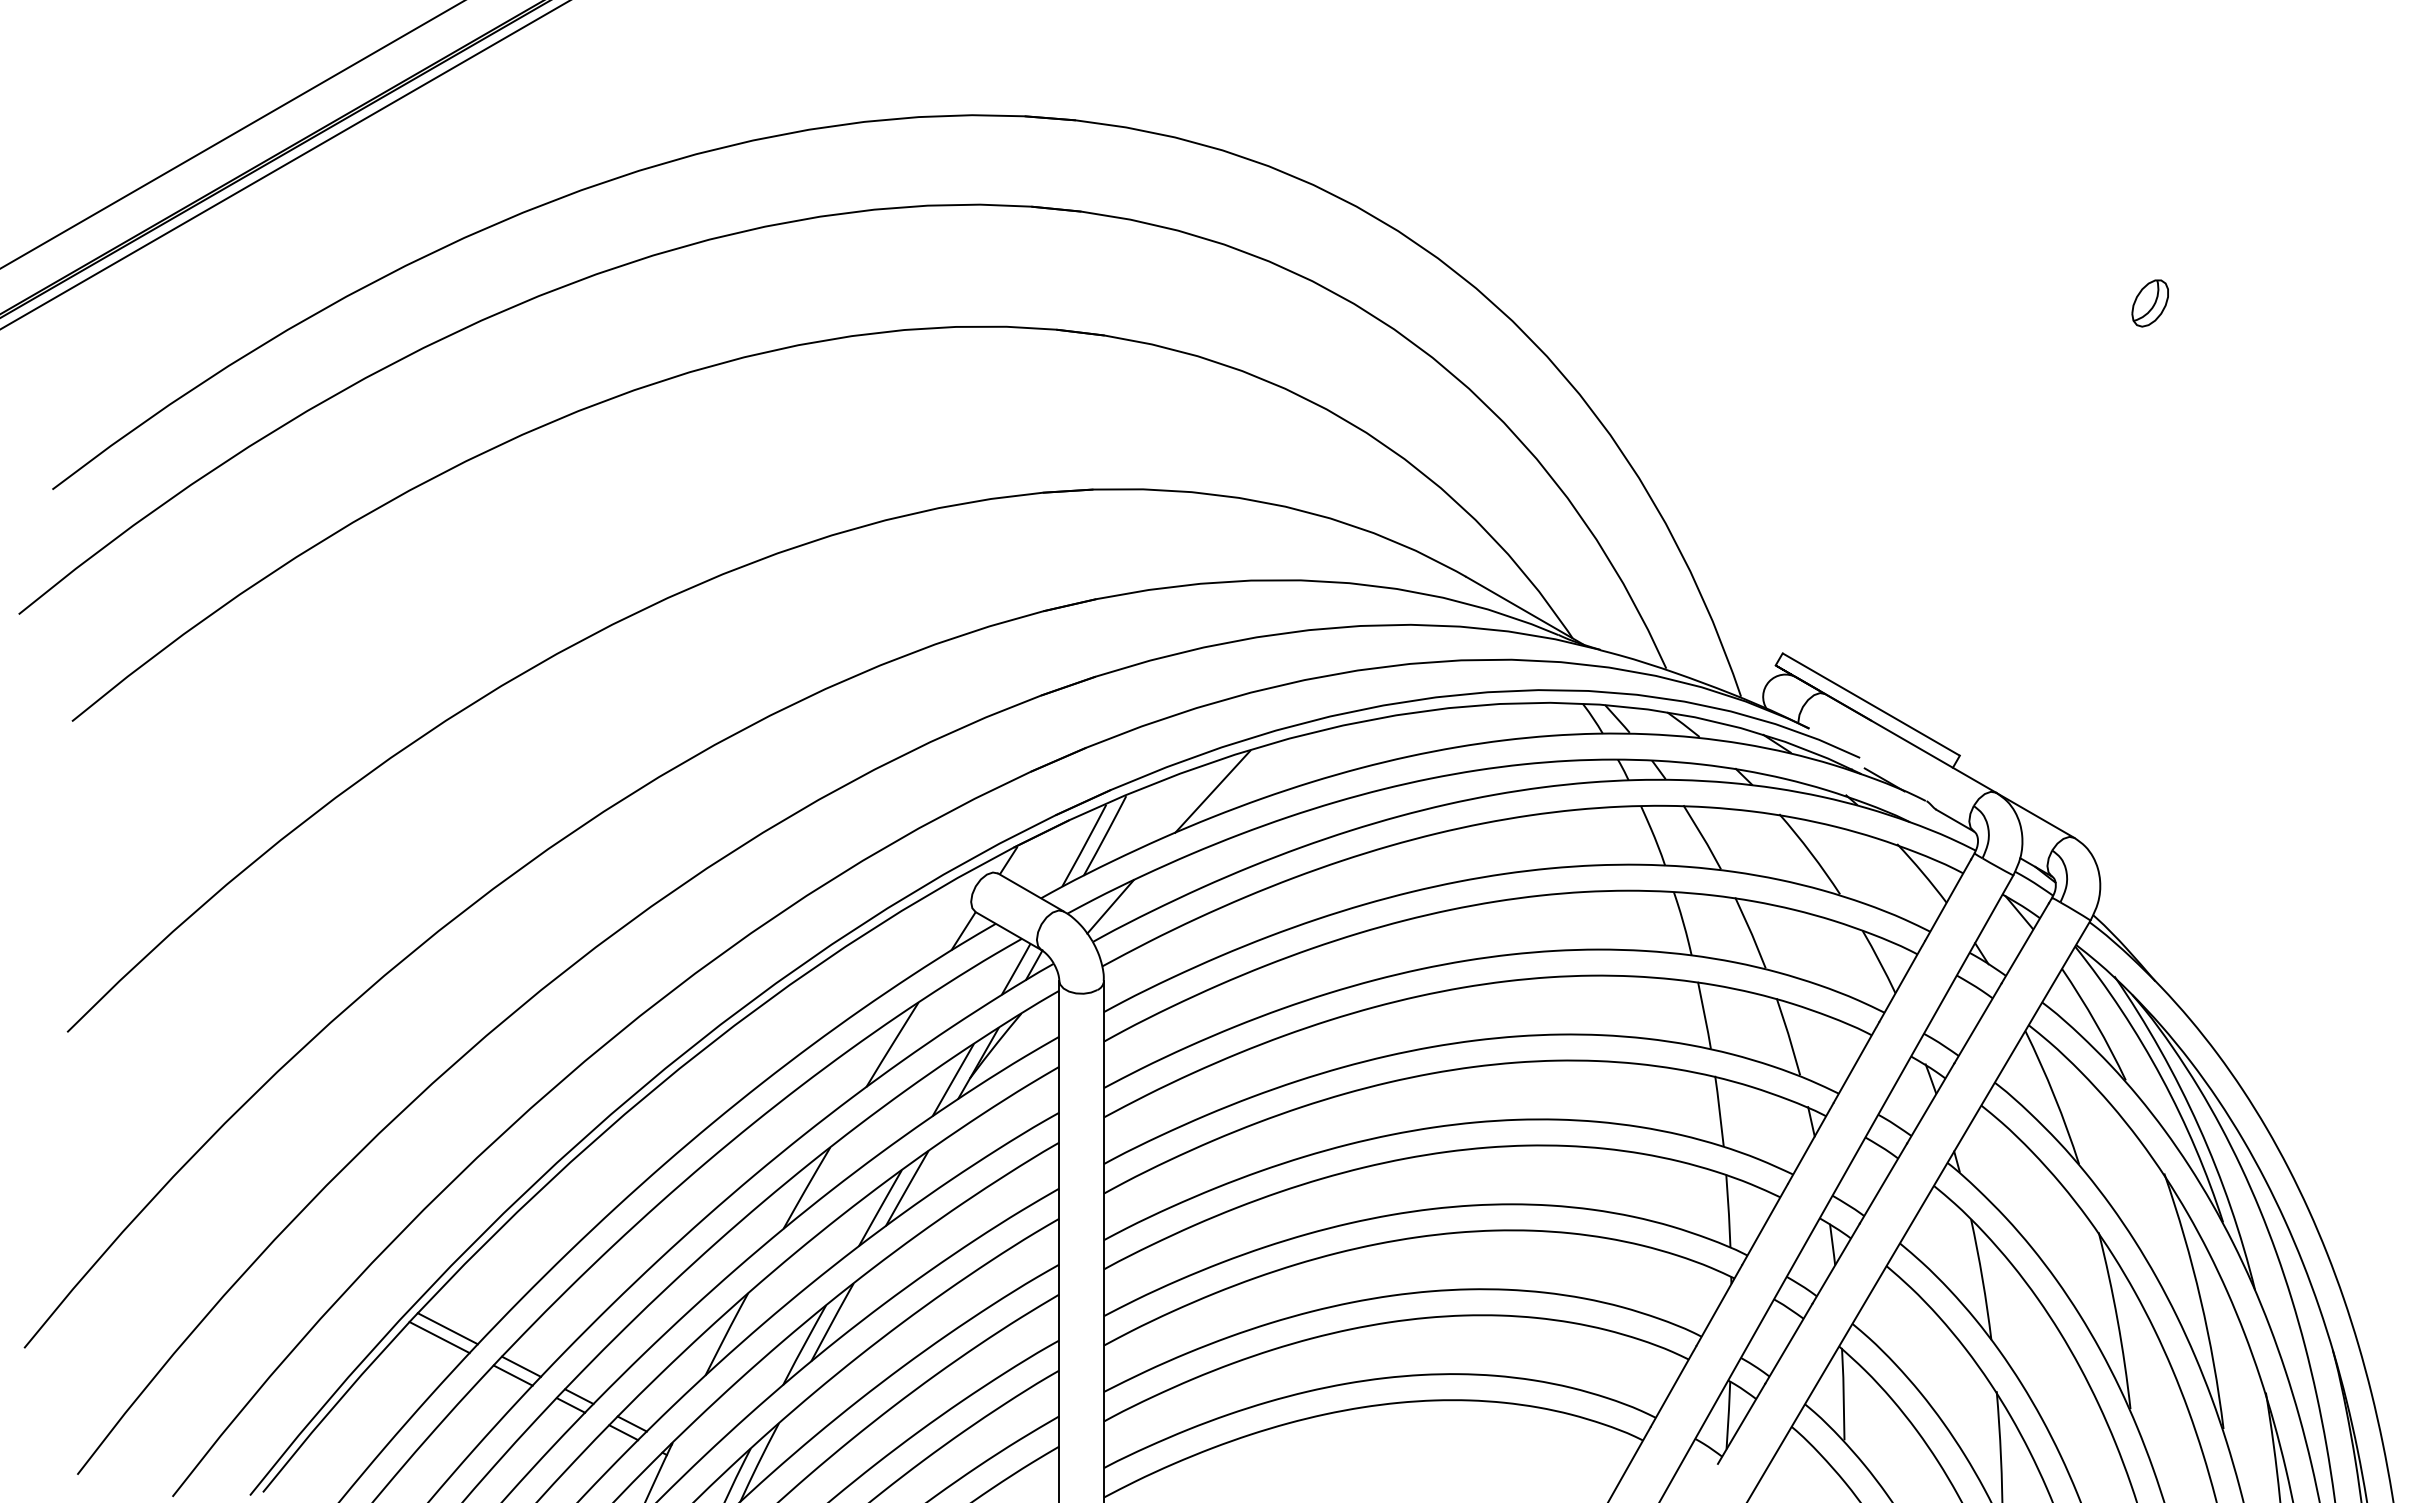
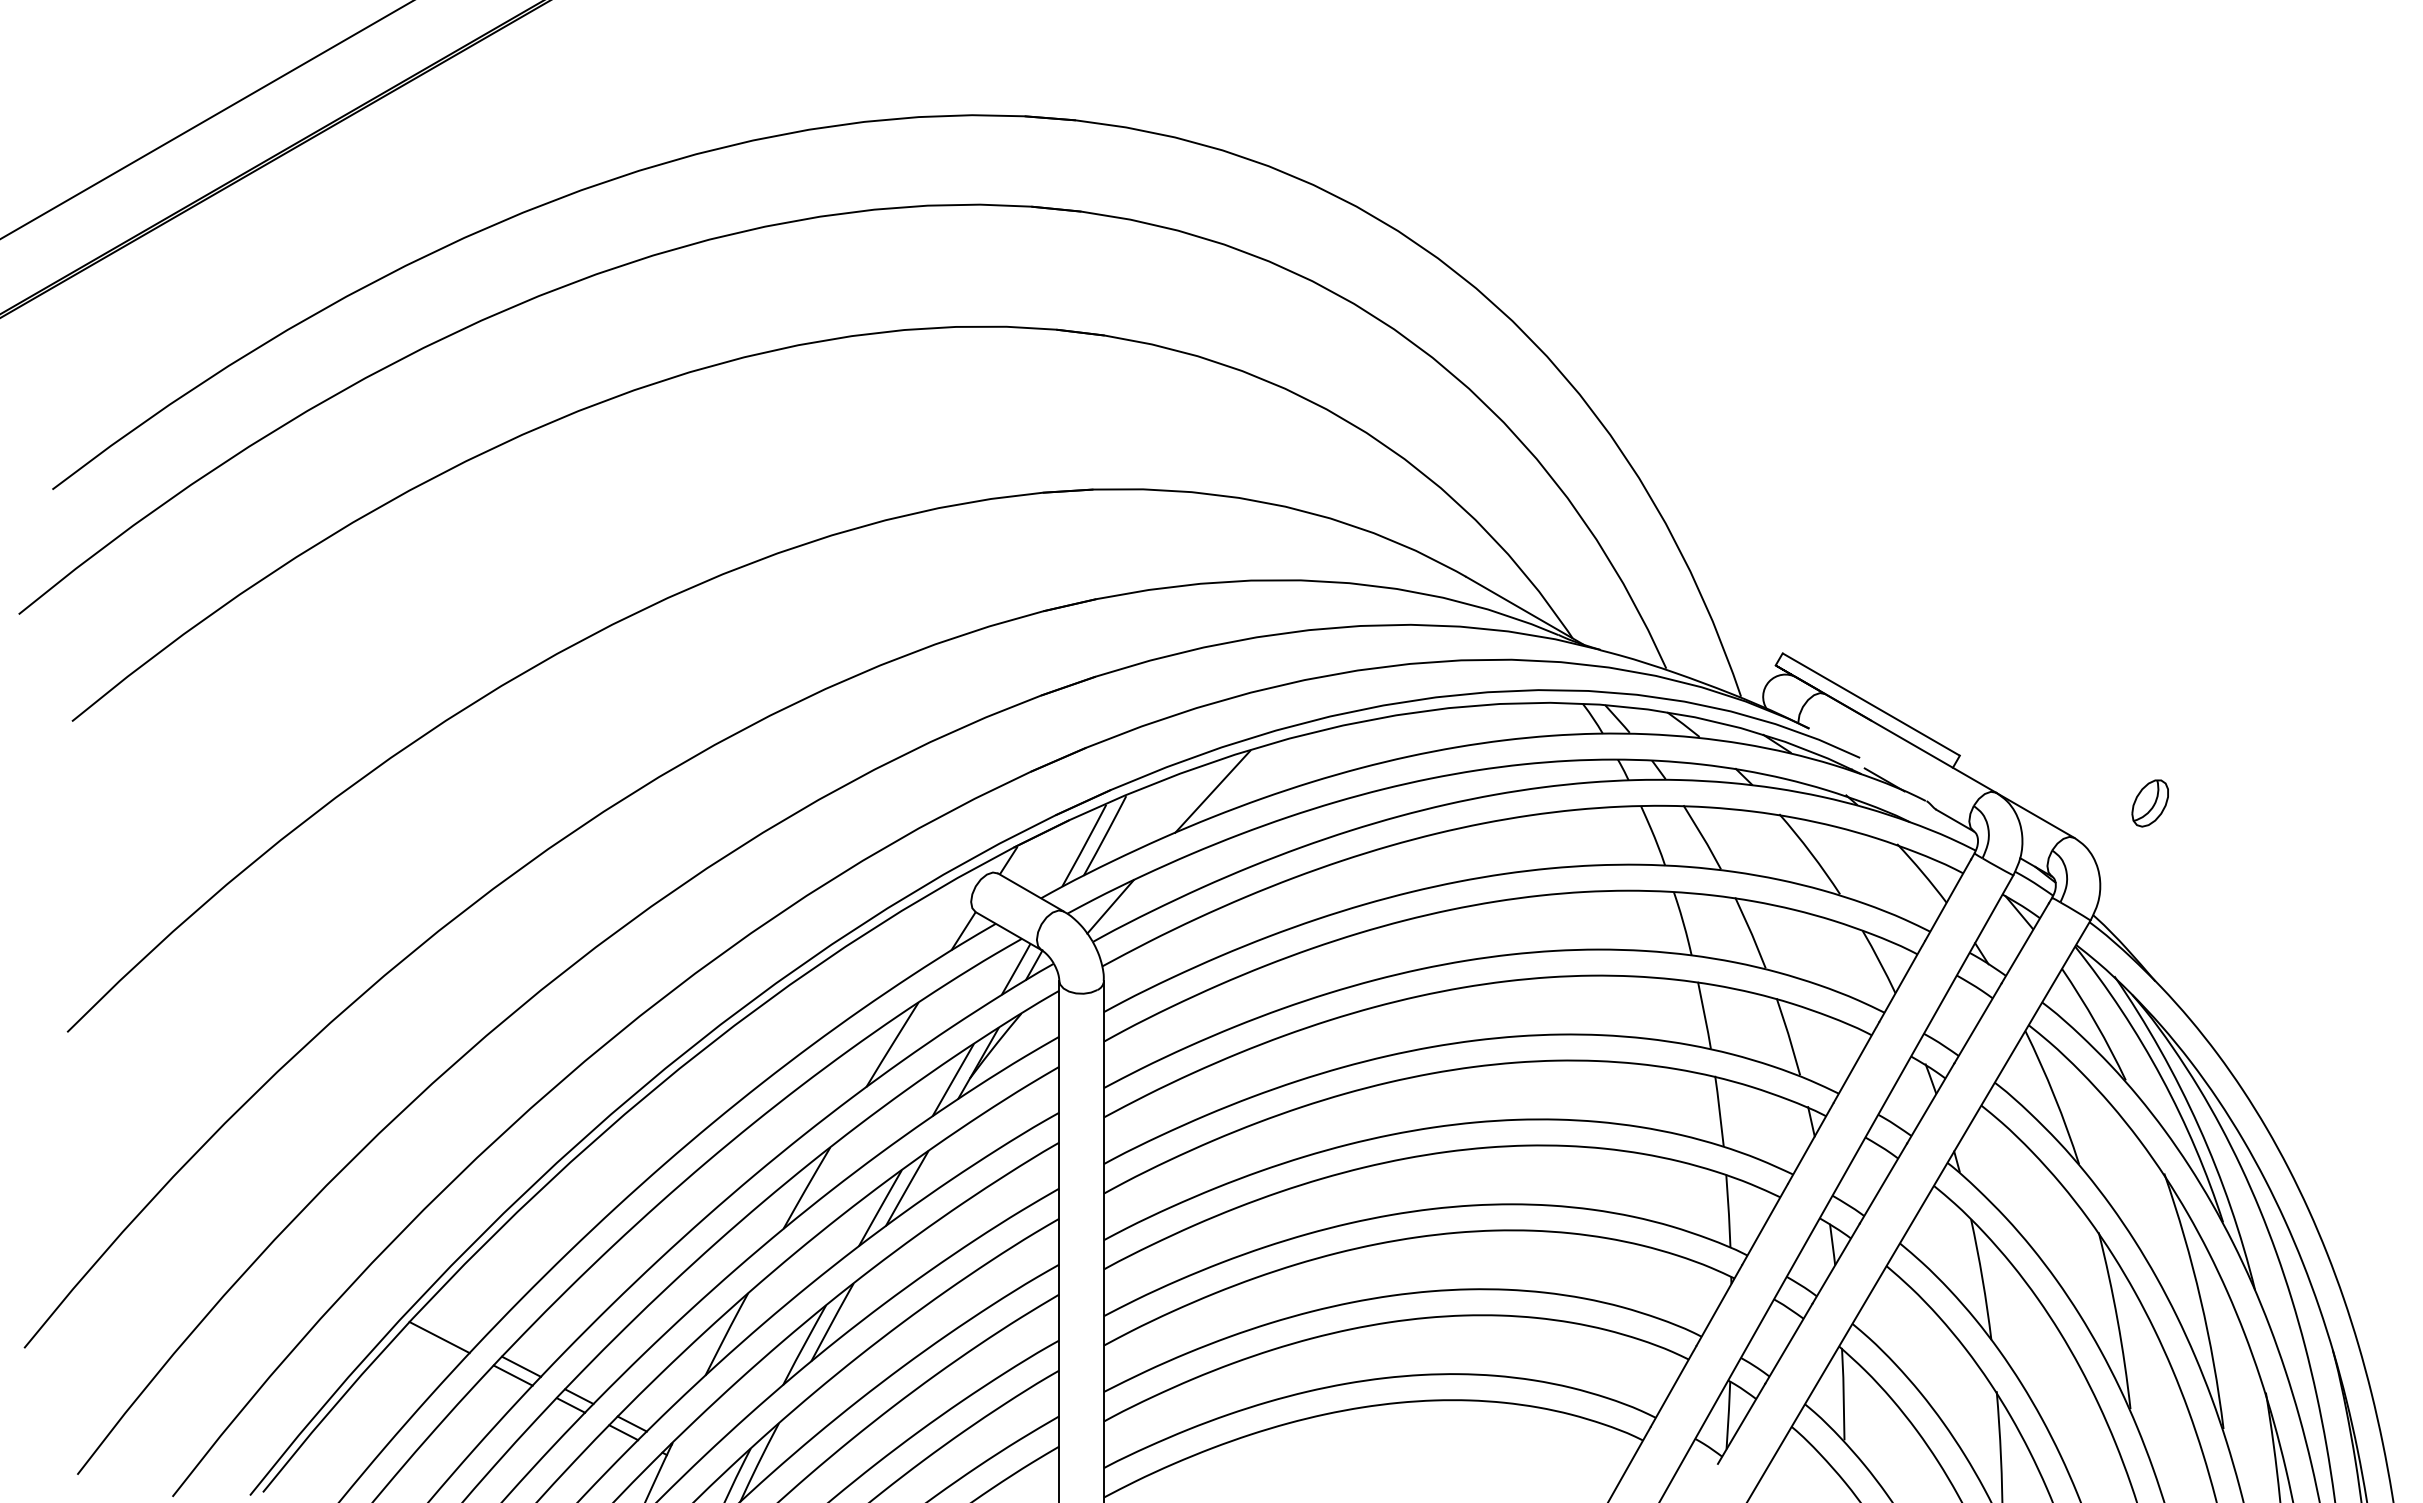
line position: (231, 134) -> (206, 119) (206, 119)
line: present -> none (284, 165)
part position: (2149, 303) -> (2149, 803) (2149, 803)
line: present -> none (447, 1328)
